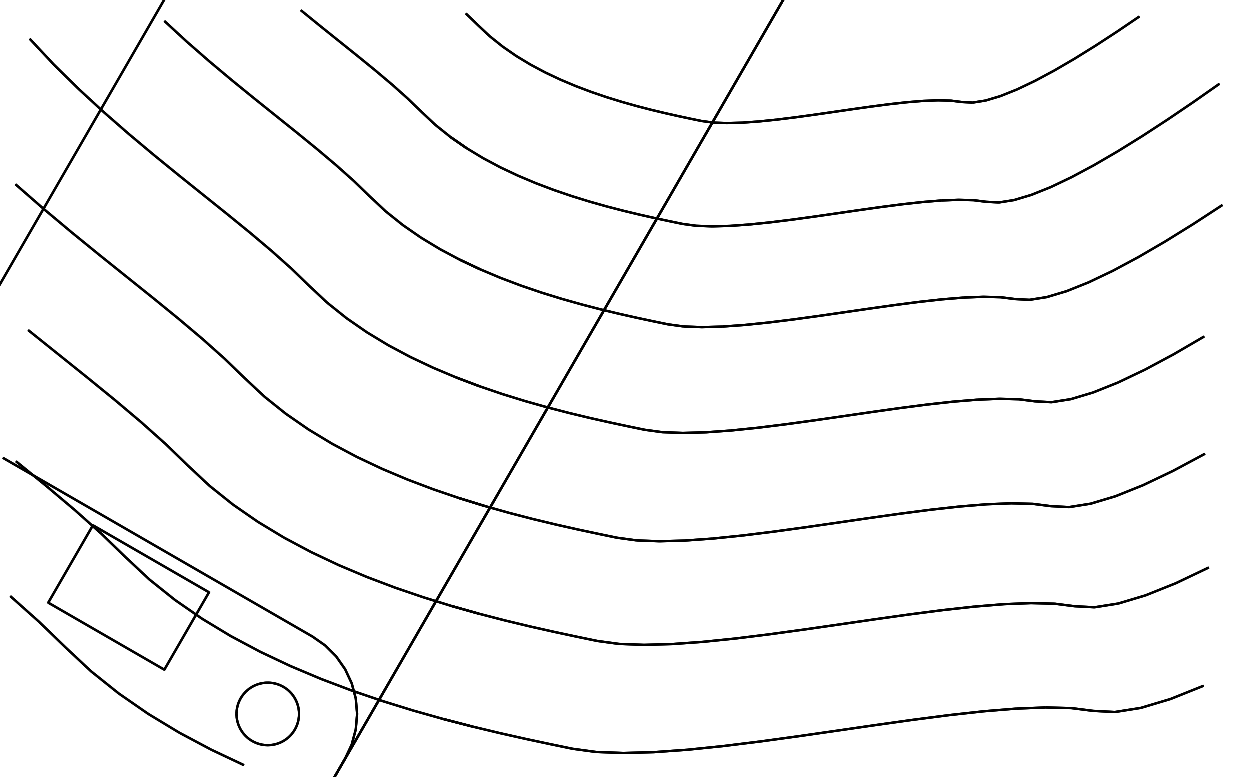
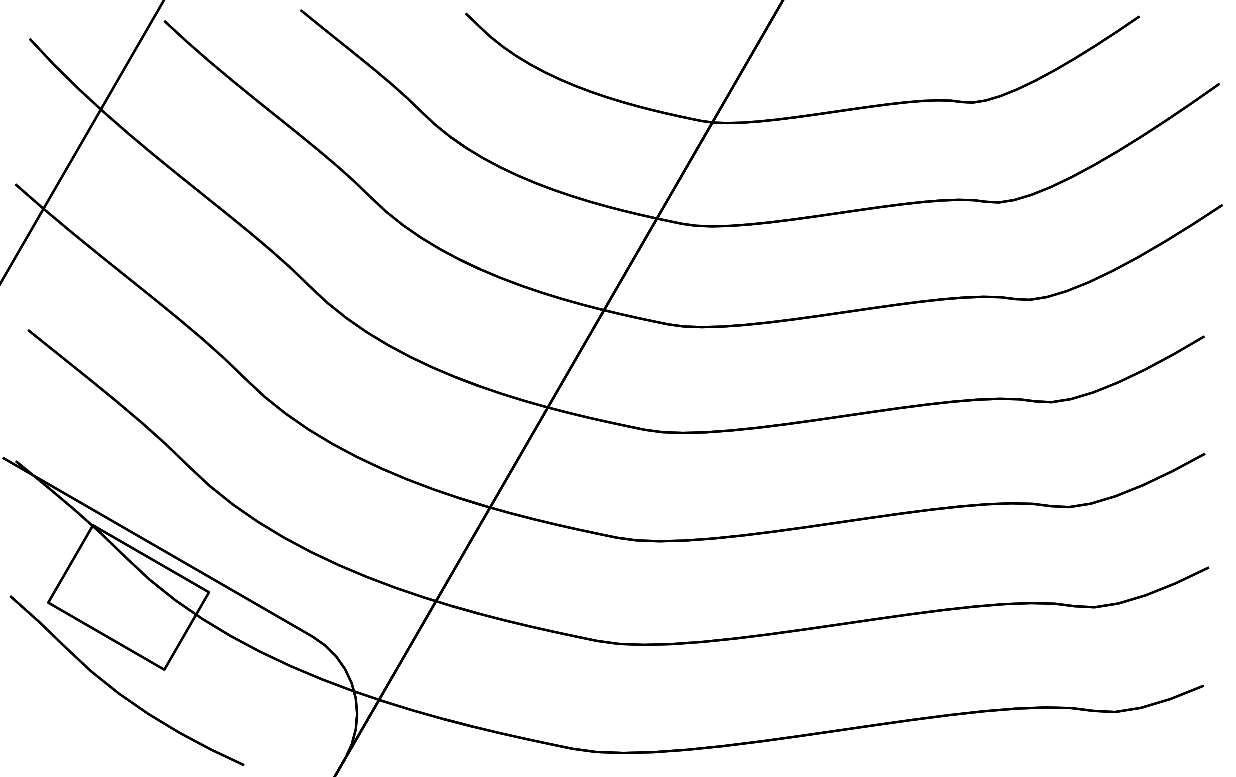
part: present -> none (267, 713)
